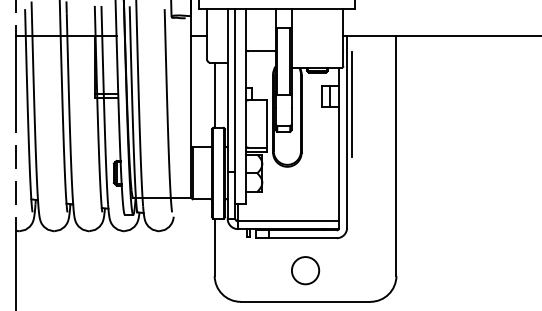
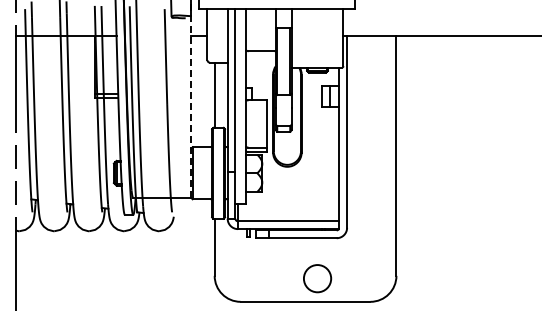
line: solid -> dashed (191, 99)
line: present -> none (352, 104)
circle position: (305, 270) -> (317, 278) (317, 278)
